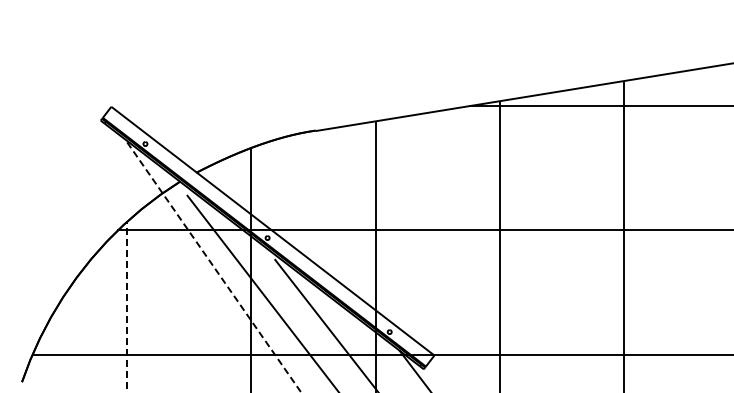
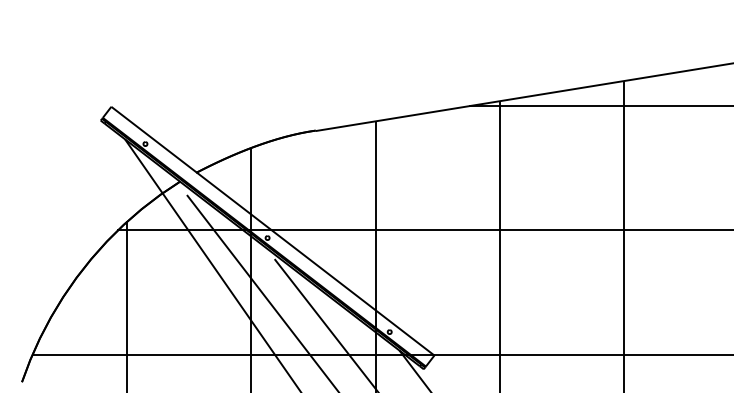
line: dashed -> solid (213, 265)
line: dashed -> solid (126, 306)
